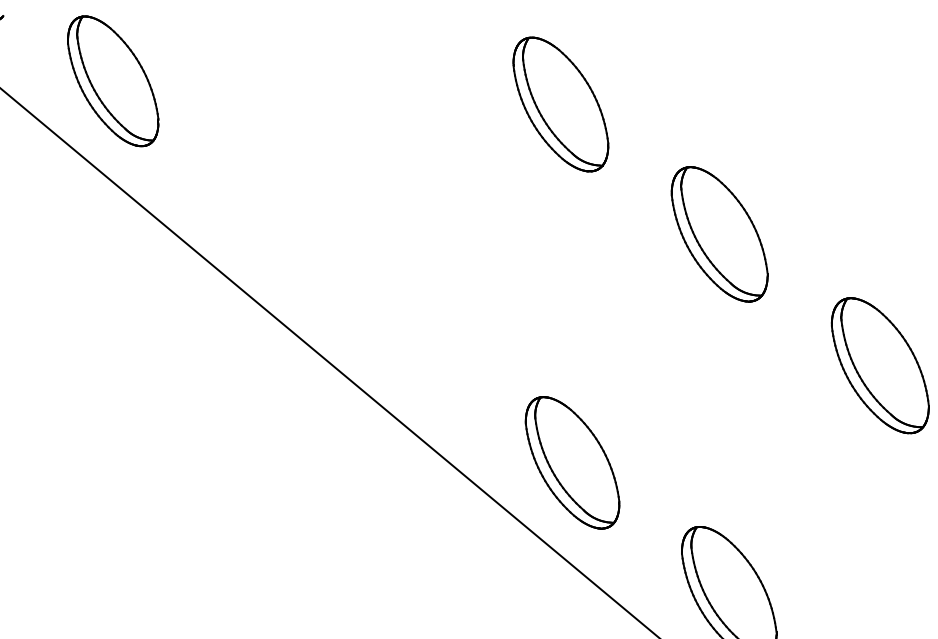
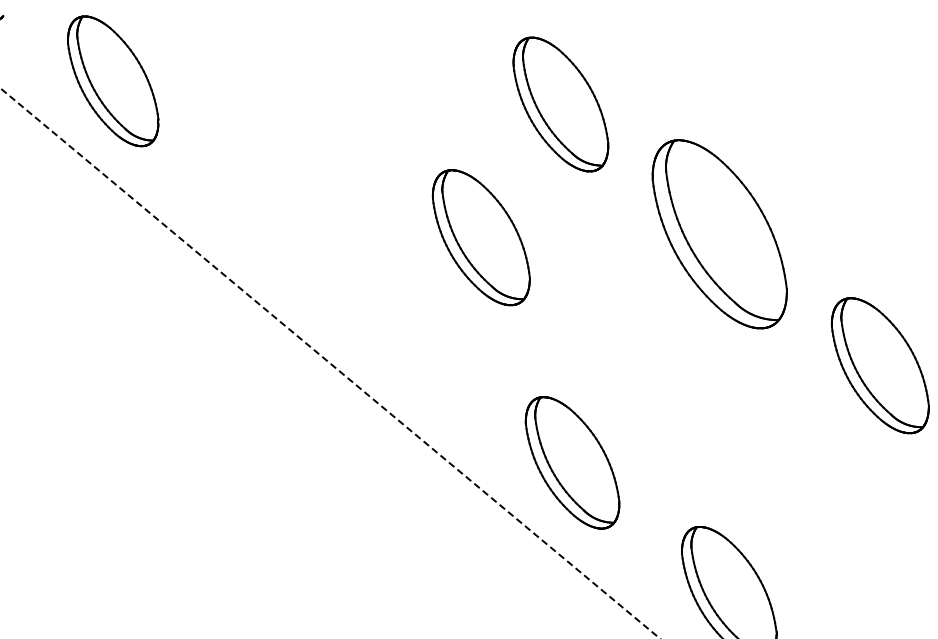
part size: 99x137 px -> 137x191 px (719, 234)
part: none -> present (480, 237)
line: solid -> dashed (330, 363)
